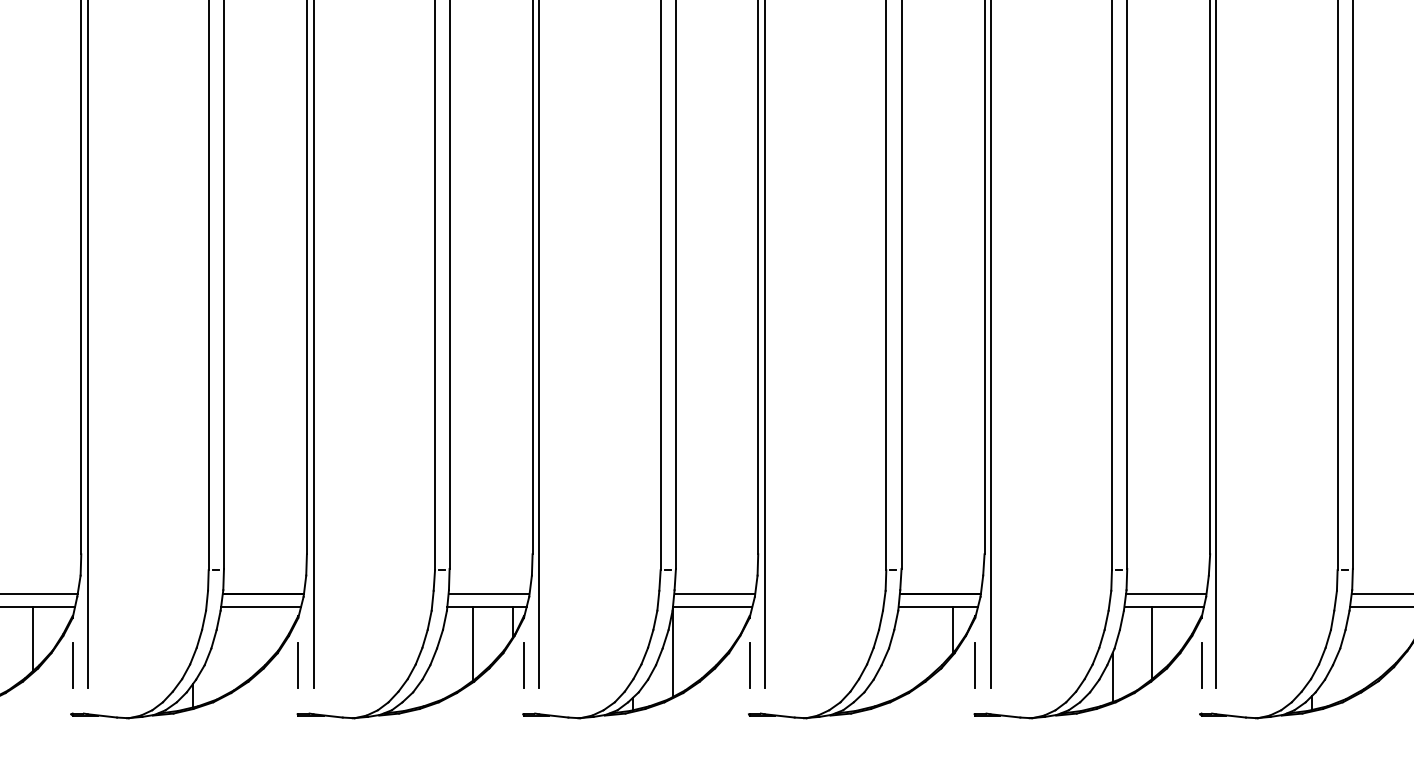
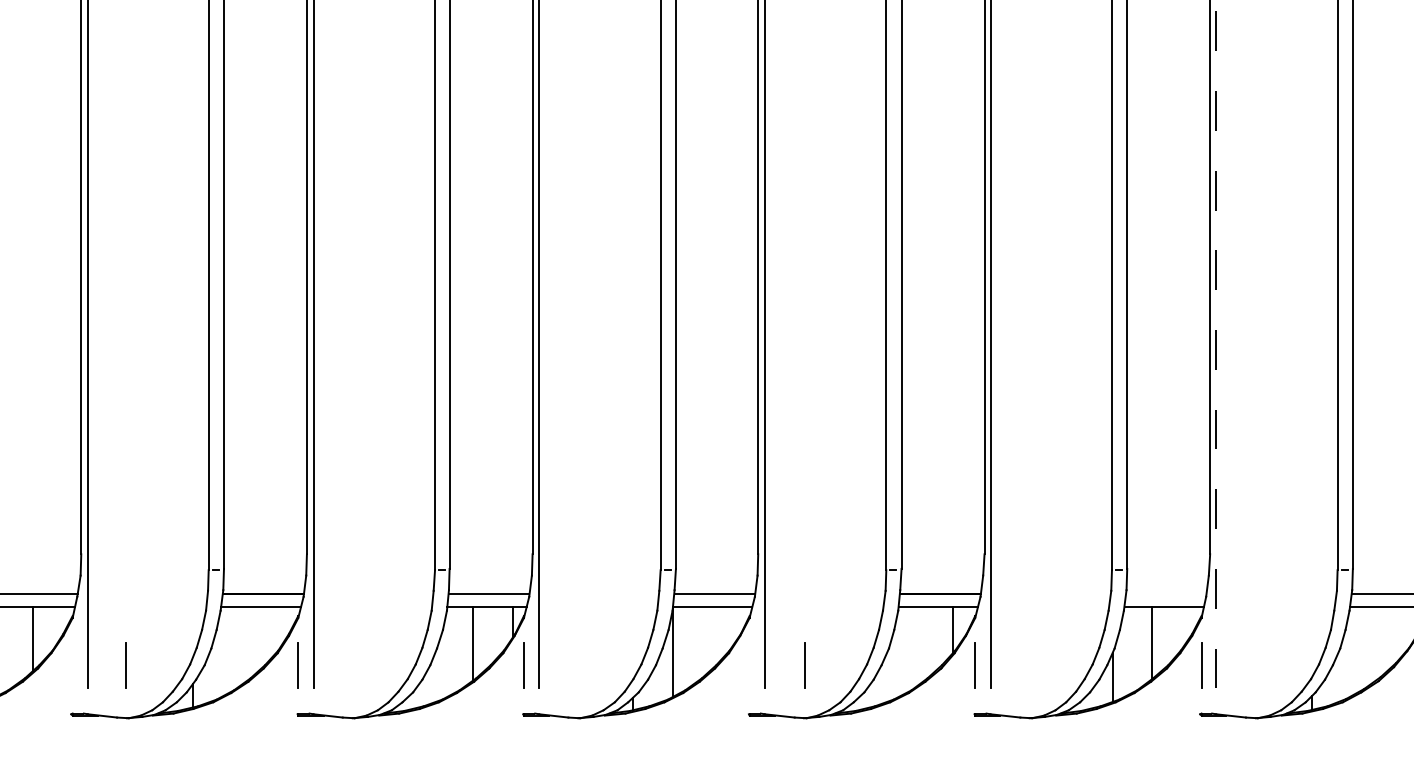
line: solid -> dashed (1216, 344)
line: present -> none (1165, 594)
line position: (72, 665) -> (125, 665) (125, 665)
line position: (749, 665) -> (804, 665) (804, 665)
